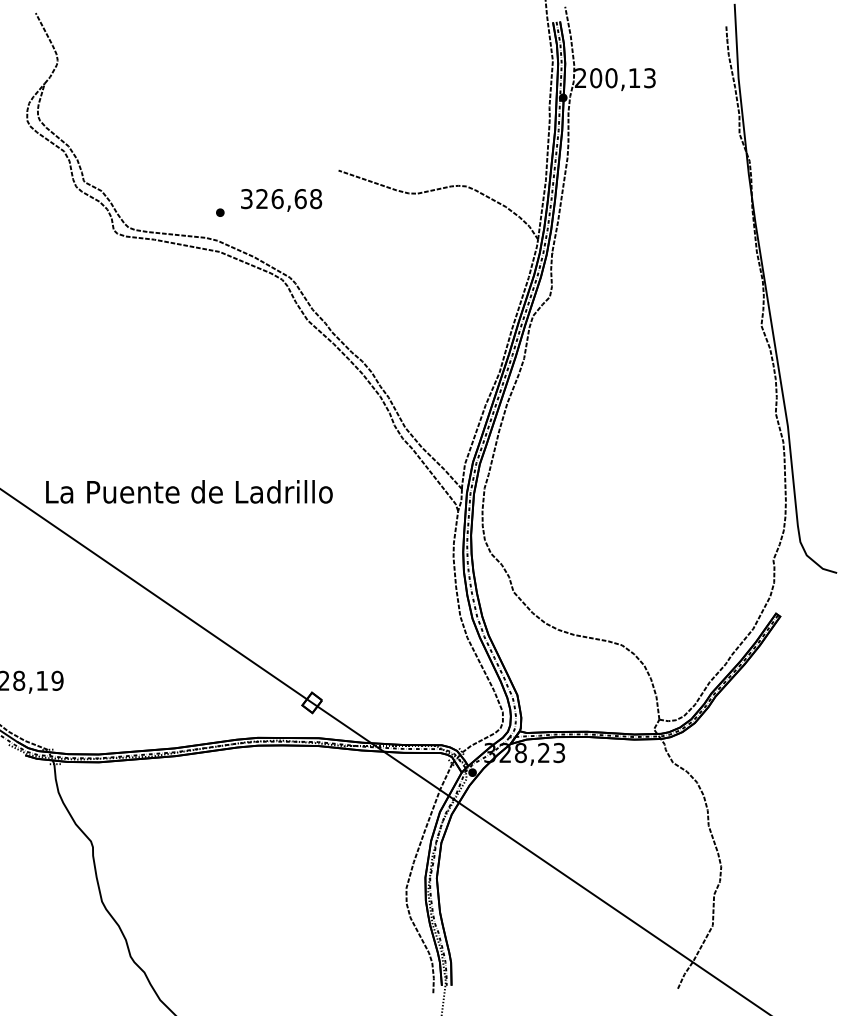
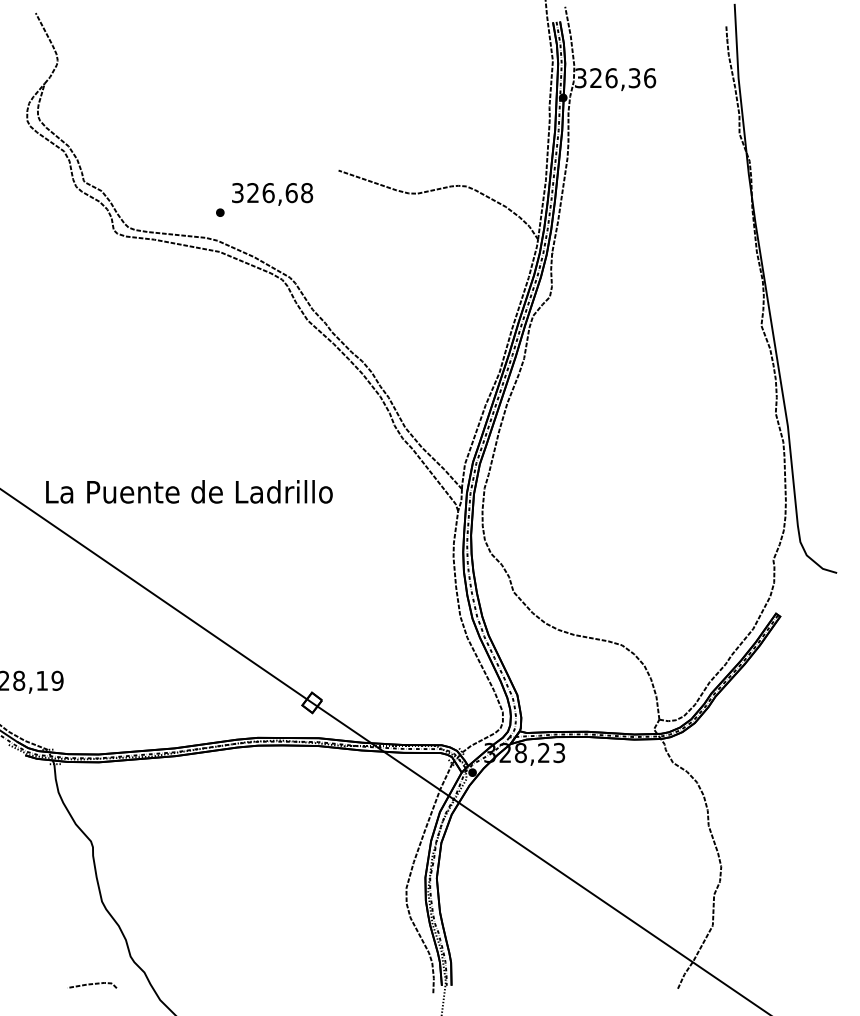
text: 200,13 -> 326,36 (615, 78)
text position: (281, 200) -> (272, 194) (272, 194)
line: none -> present (93, 984)
